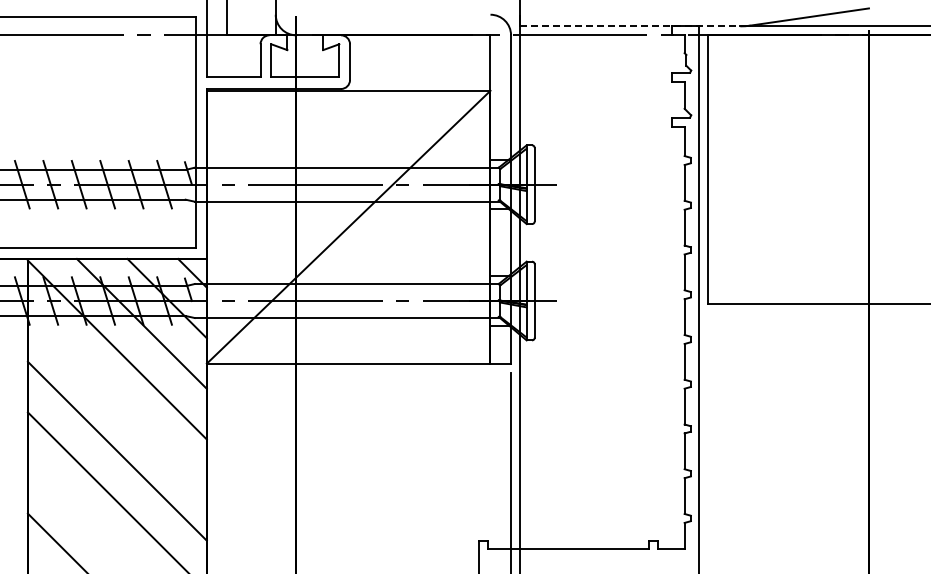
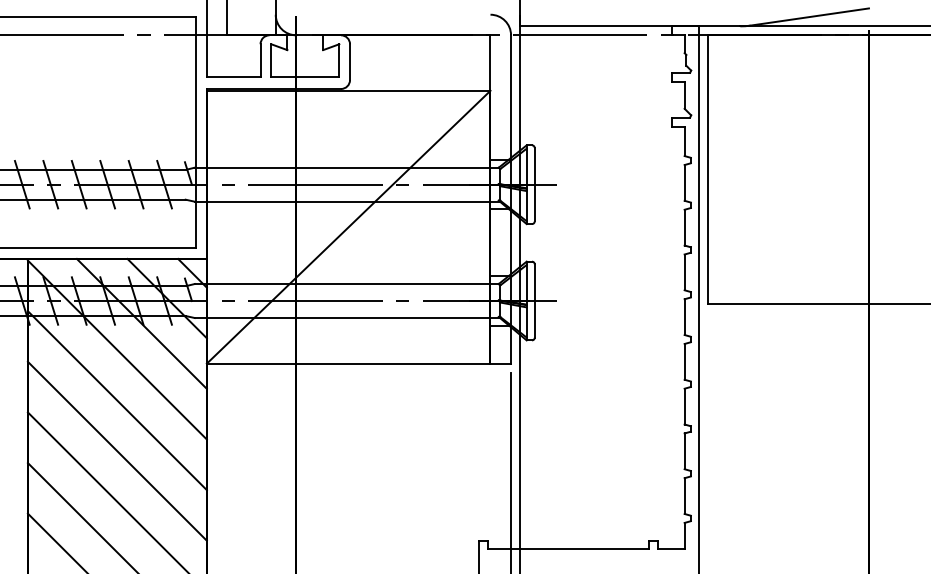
line: dashed -> solid (630, 26)
line: none -> present (116, 400)
line: none -> present (81, 516)
